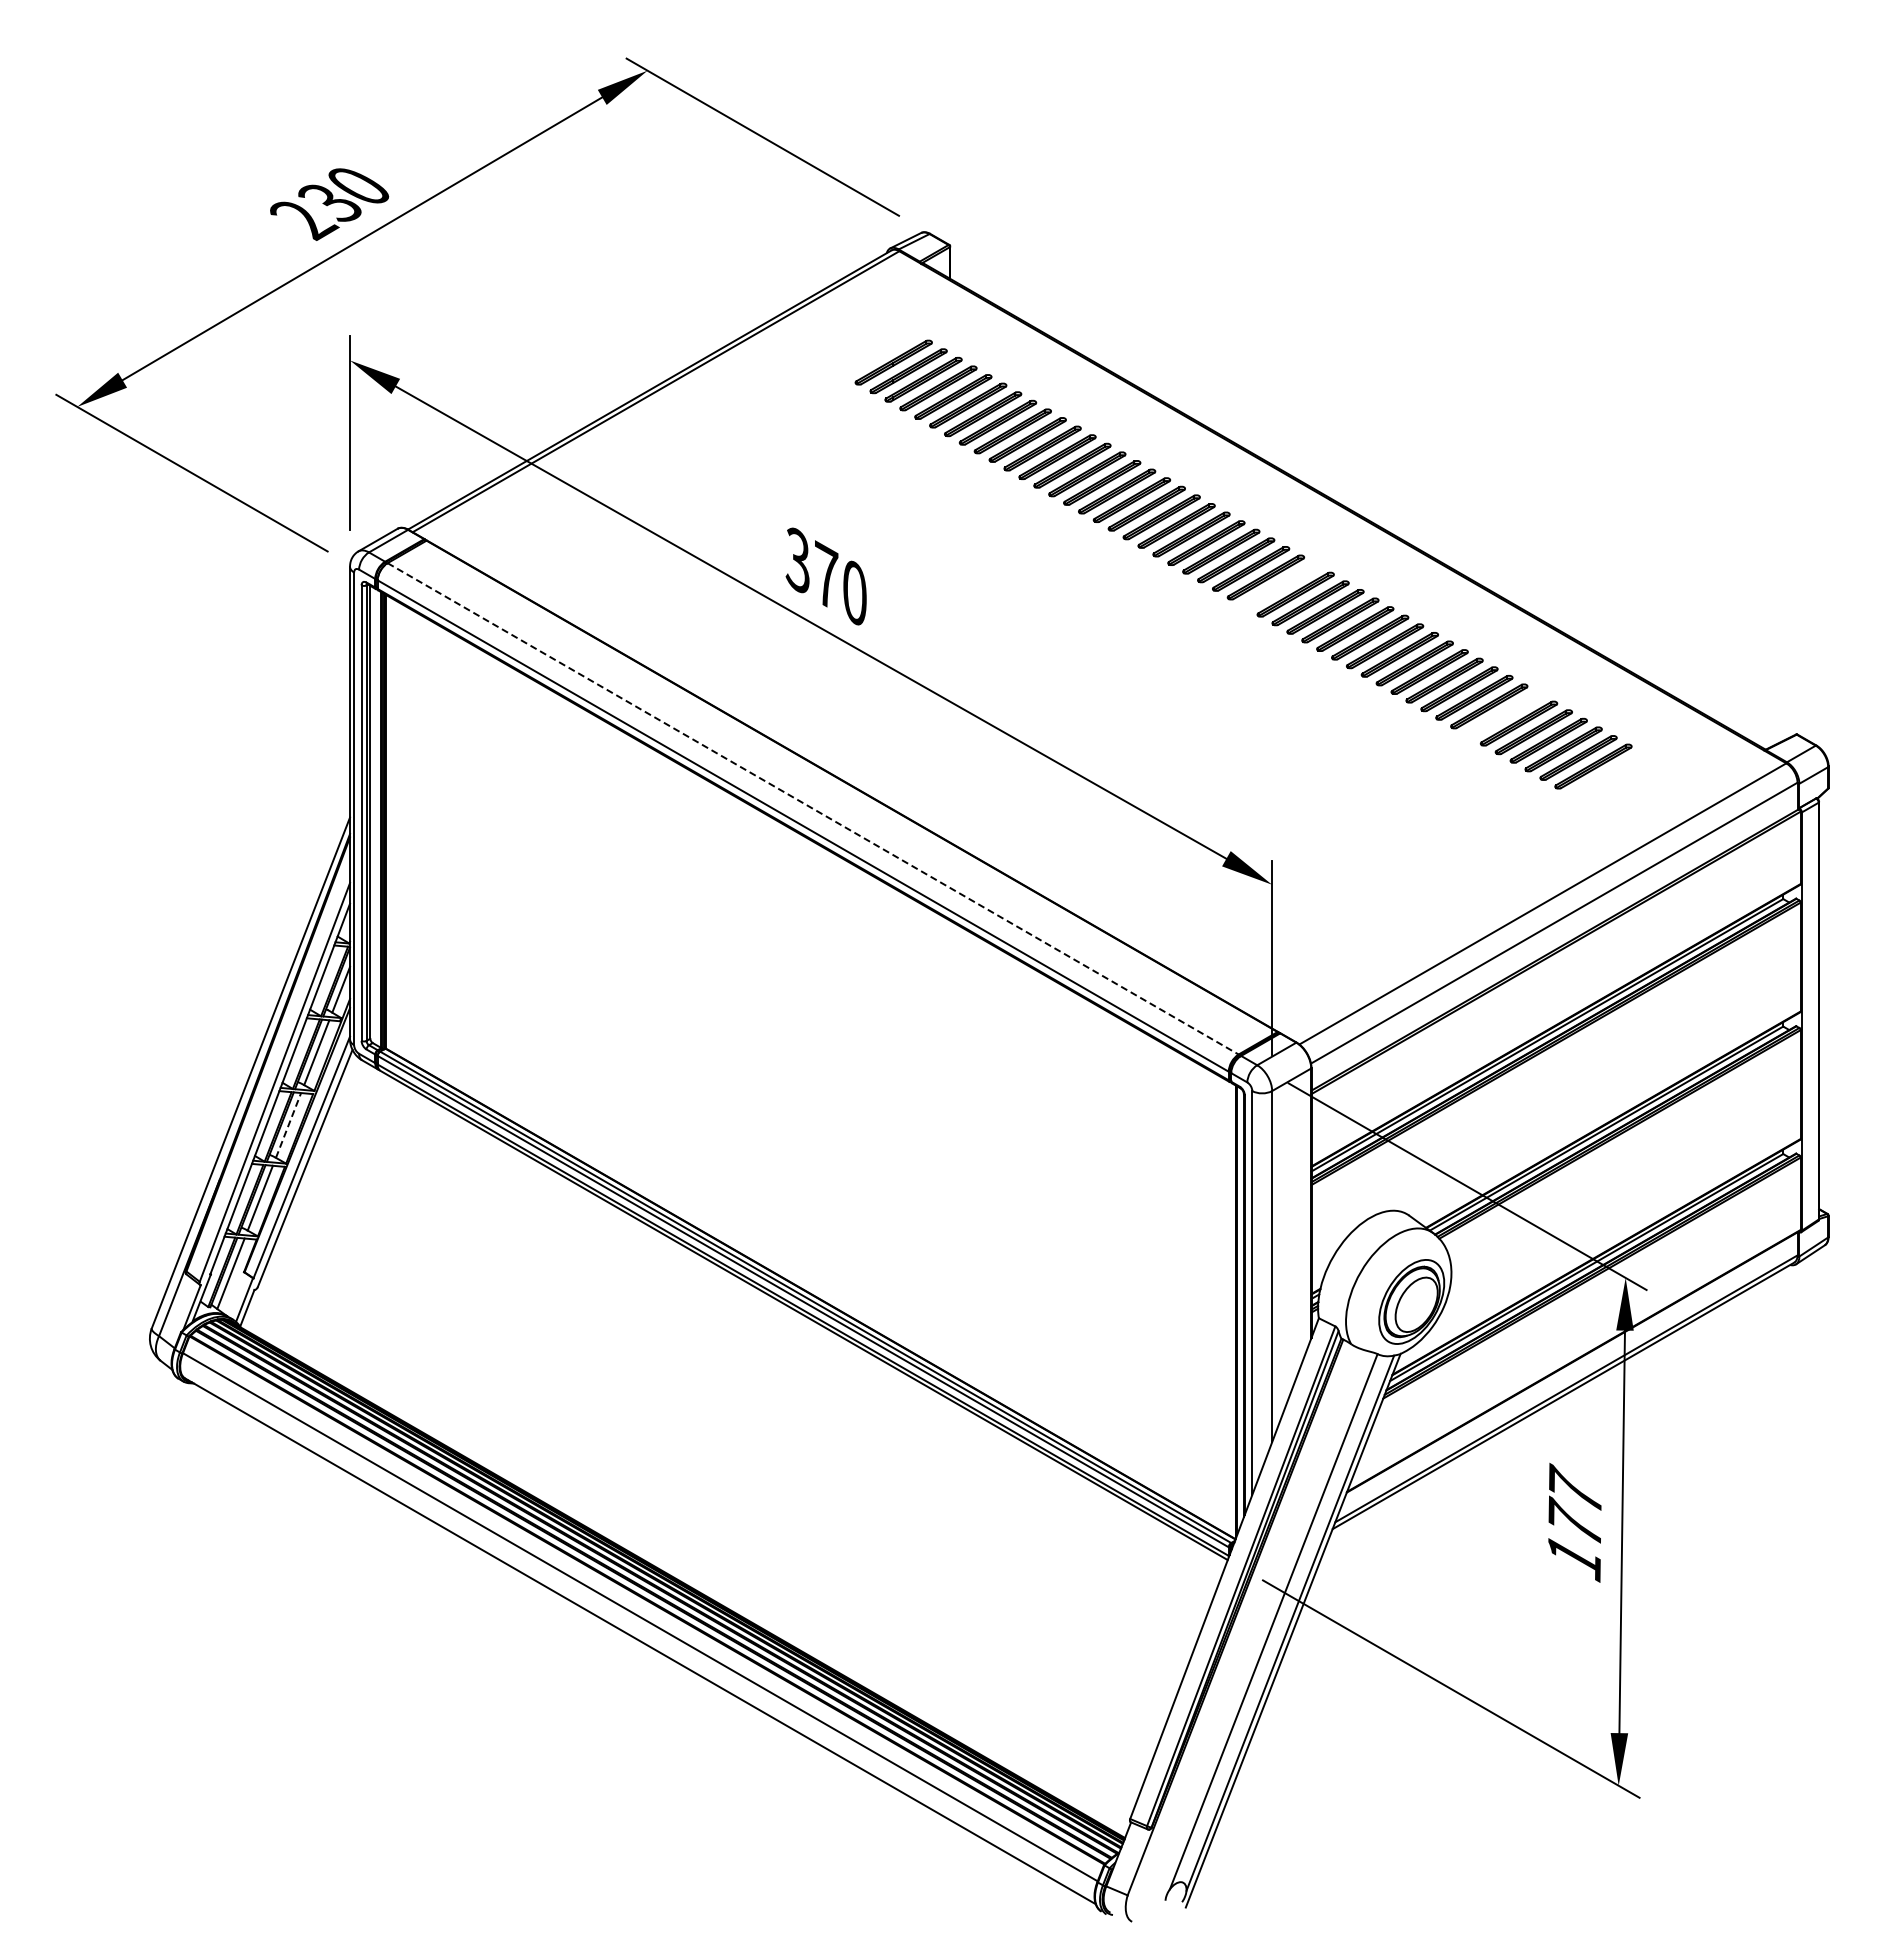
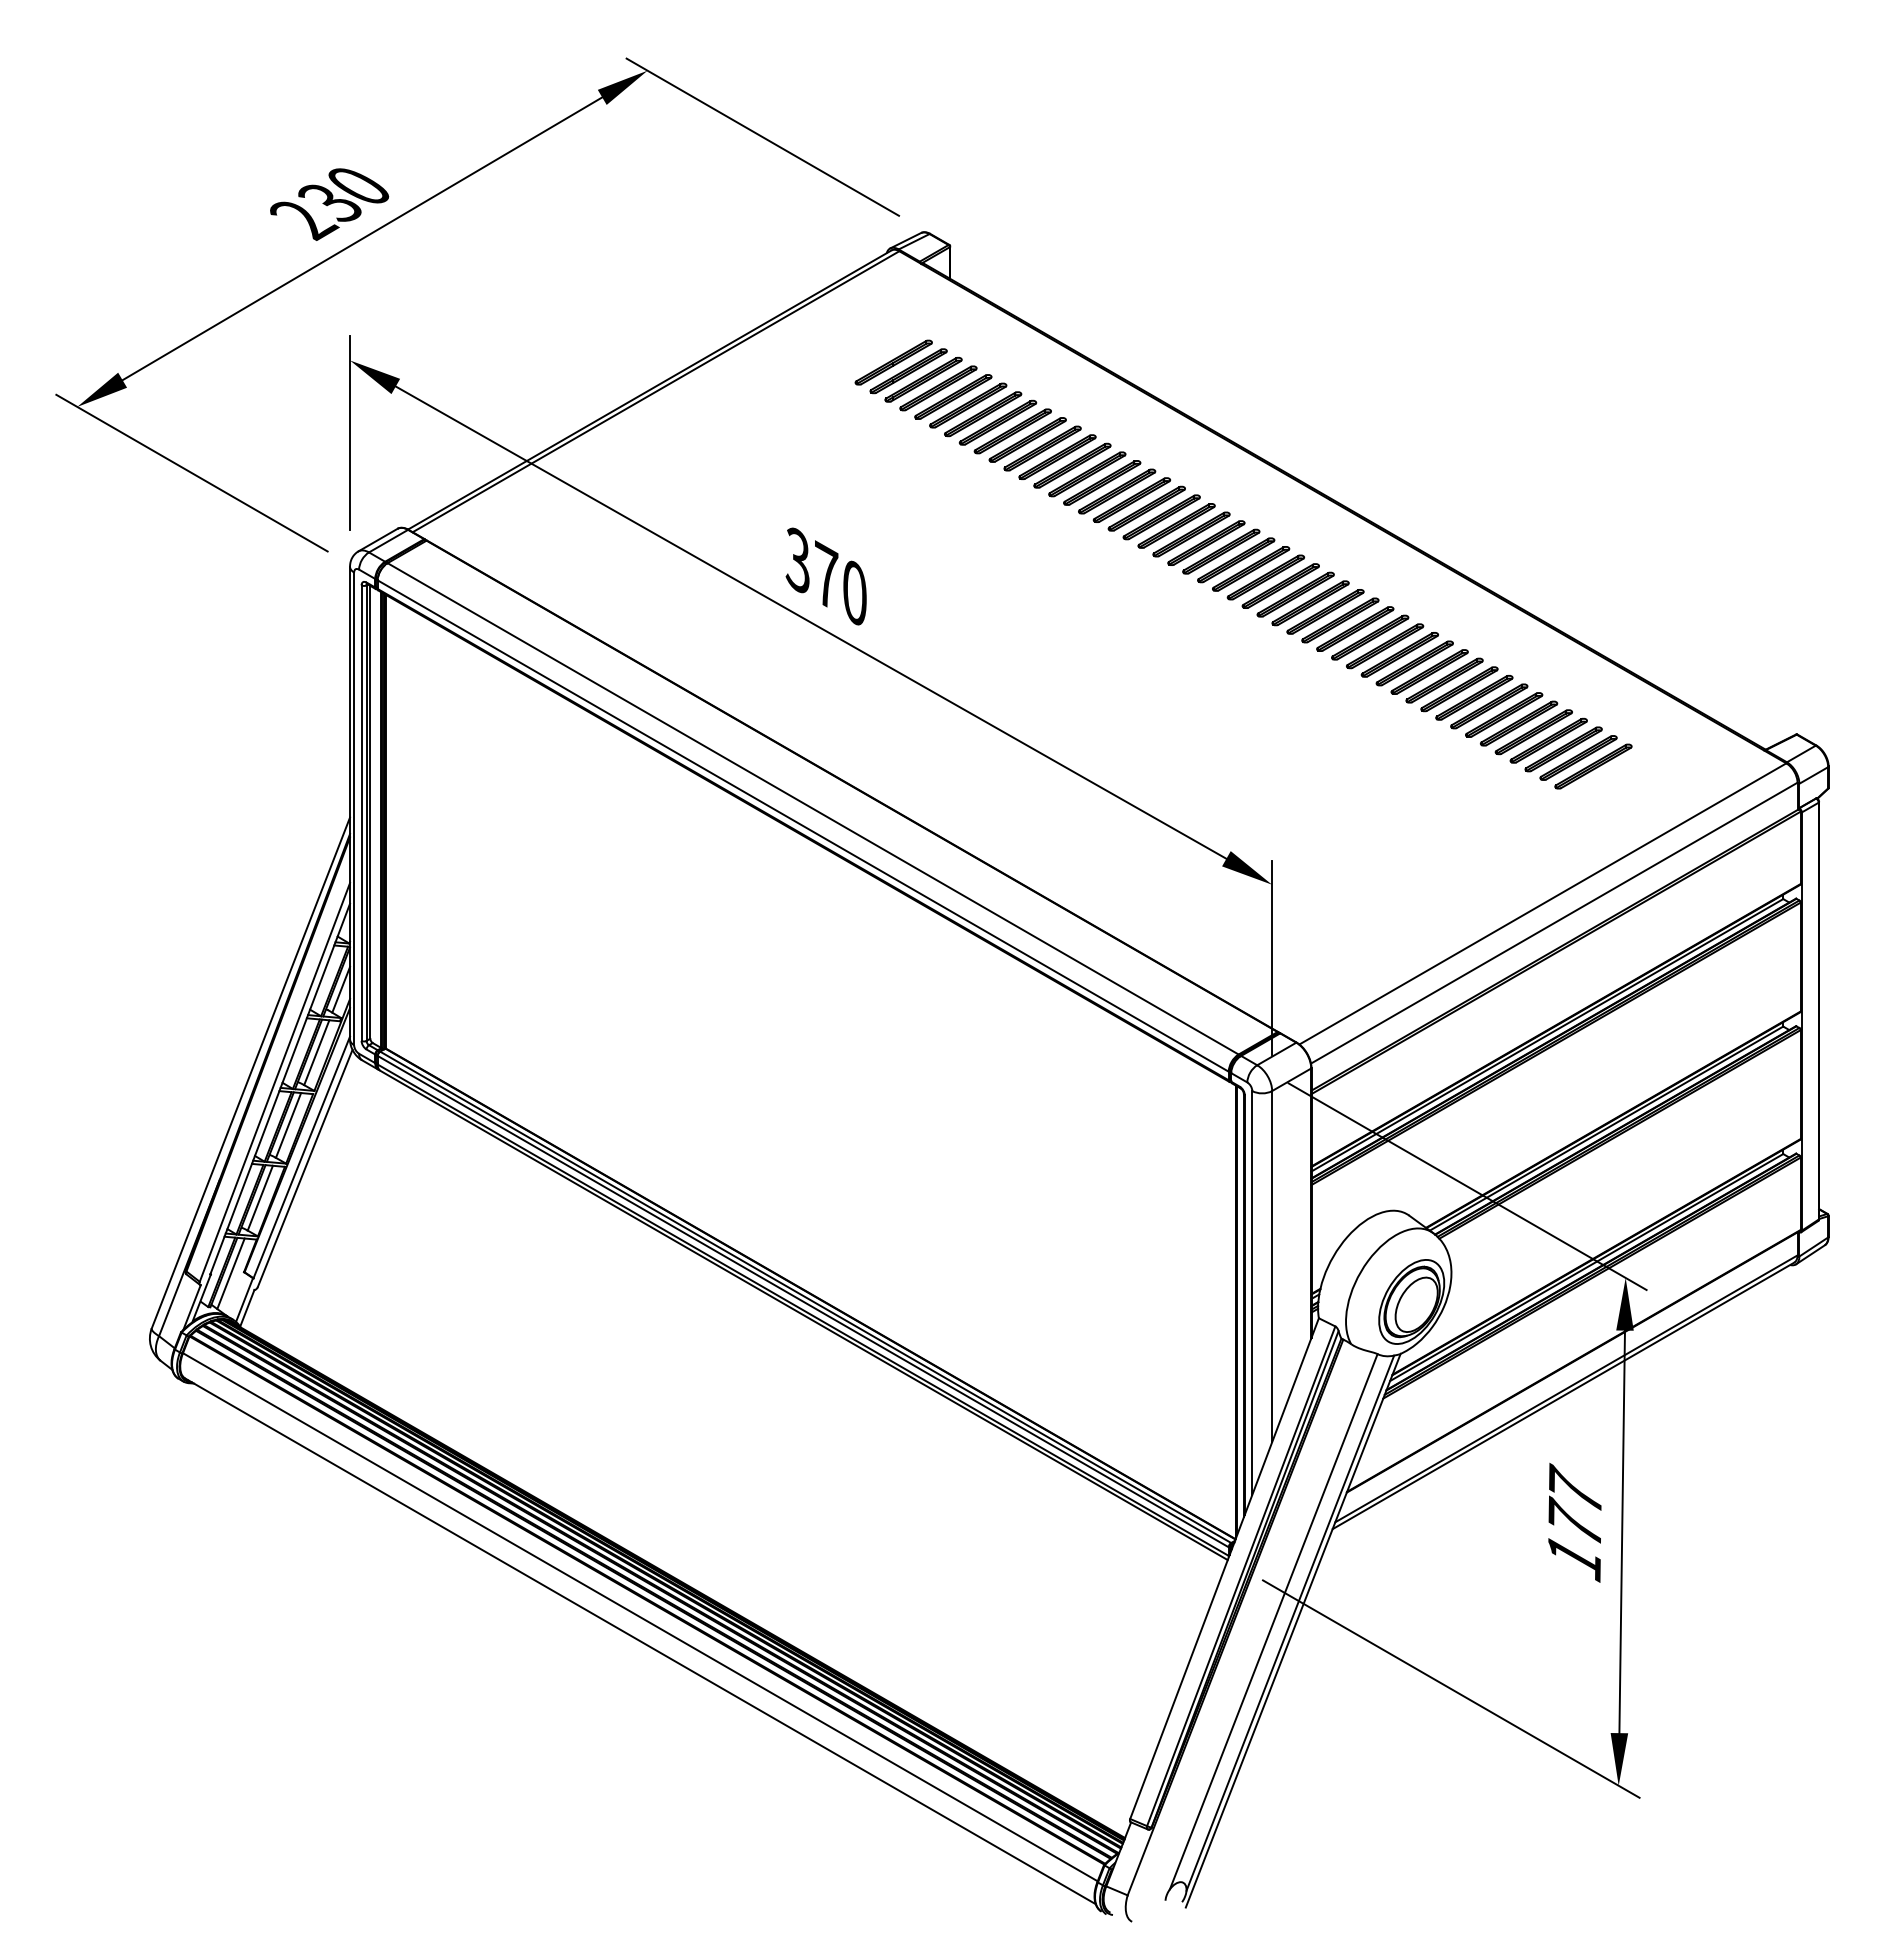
part: none -> present (1280, 585)
part: none -> present (1504, 714)
line: dashed -> solid (813, 809)
line: dashed -> solid (288, 1125)
